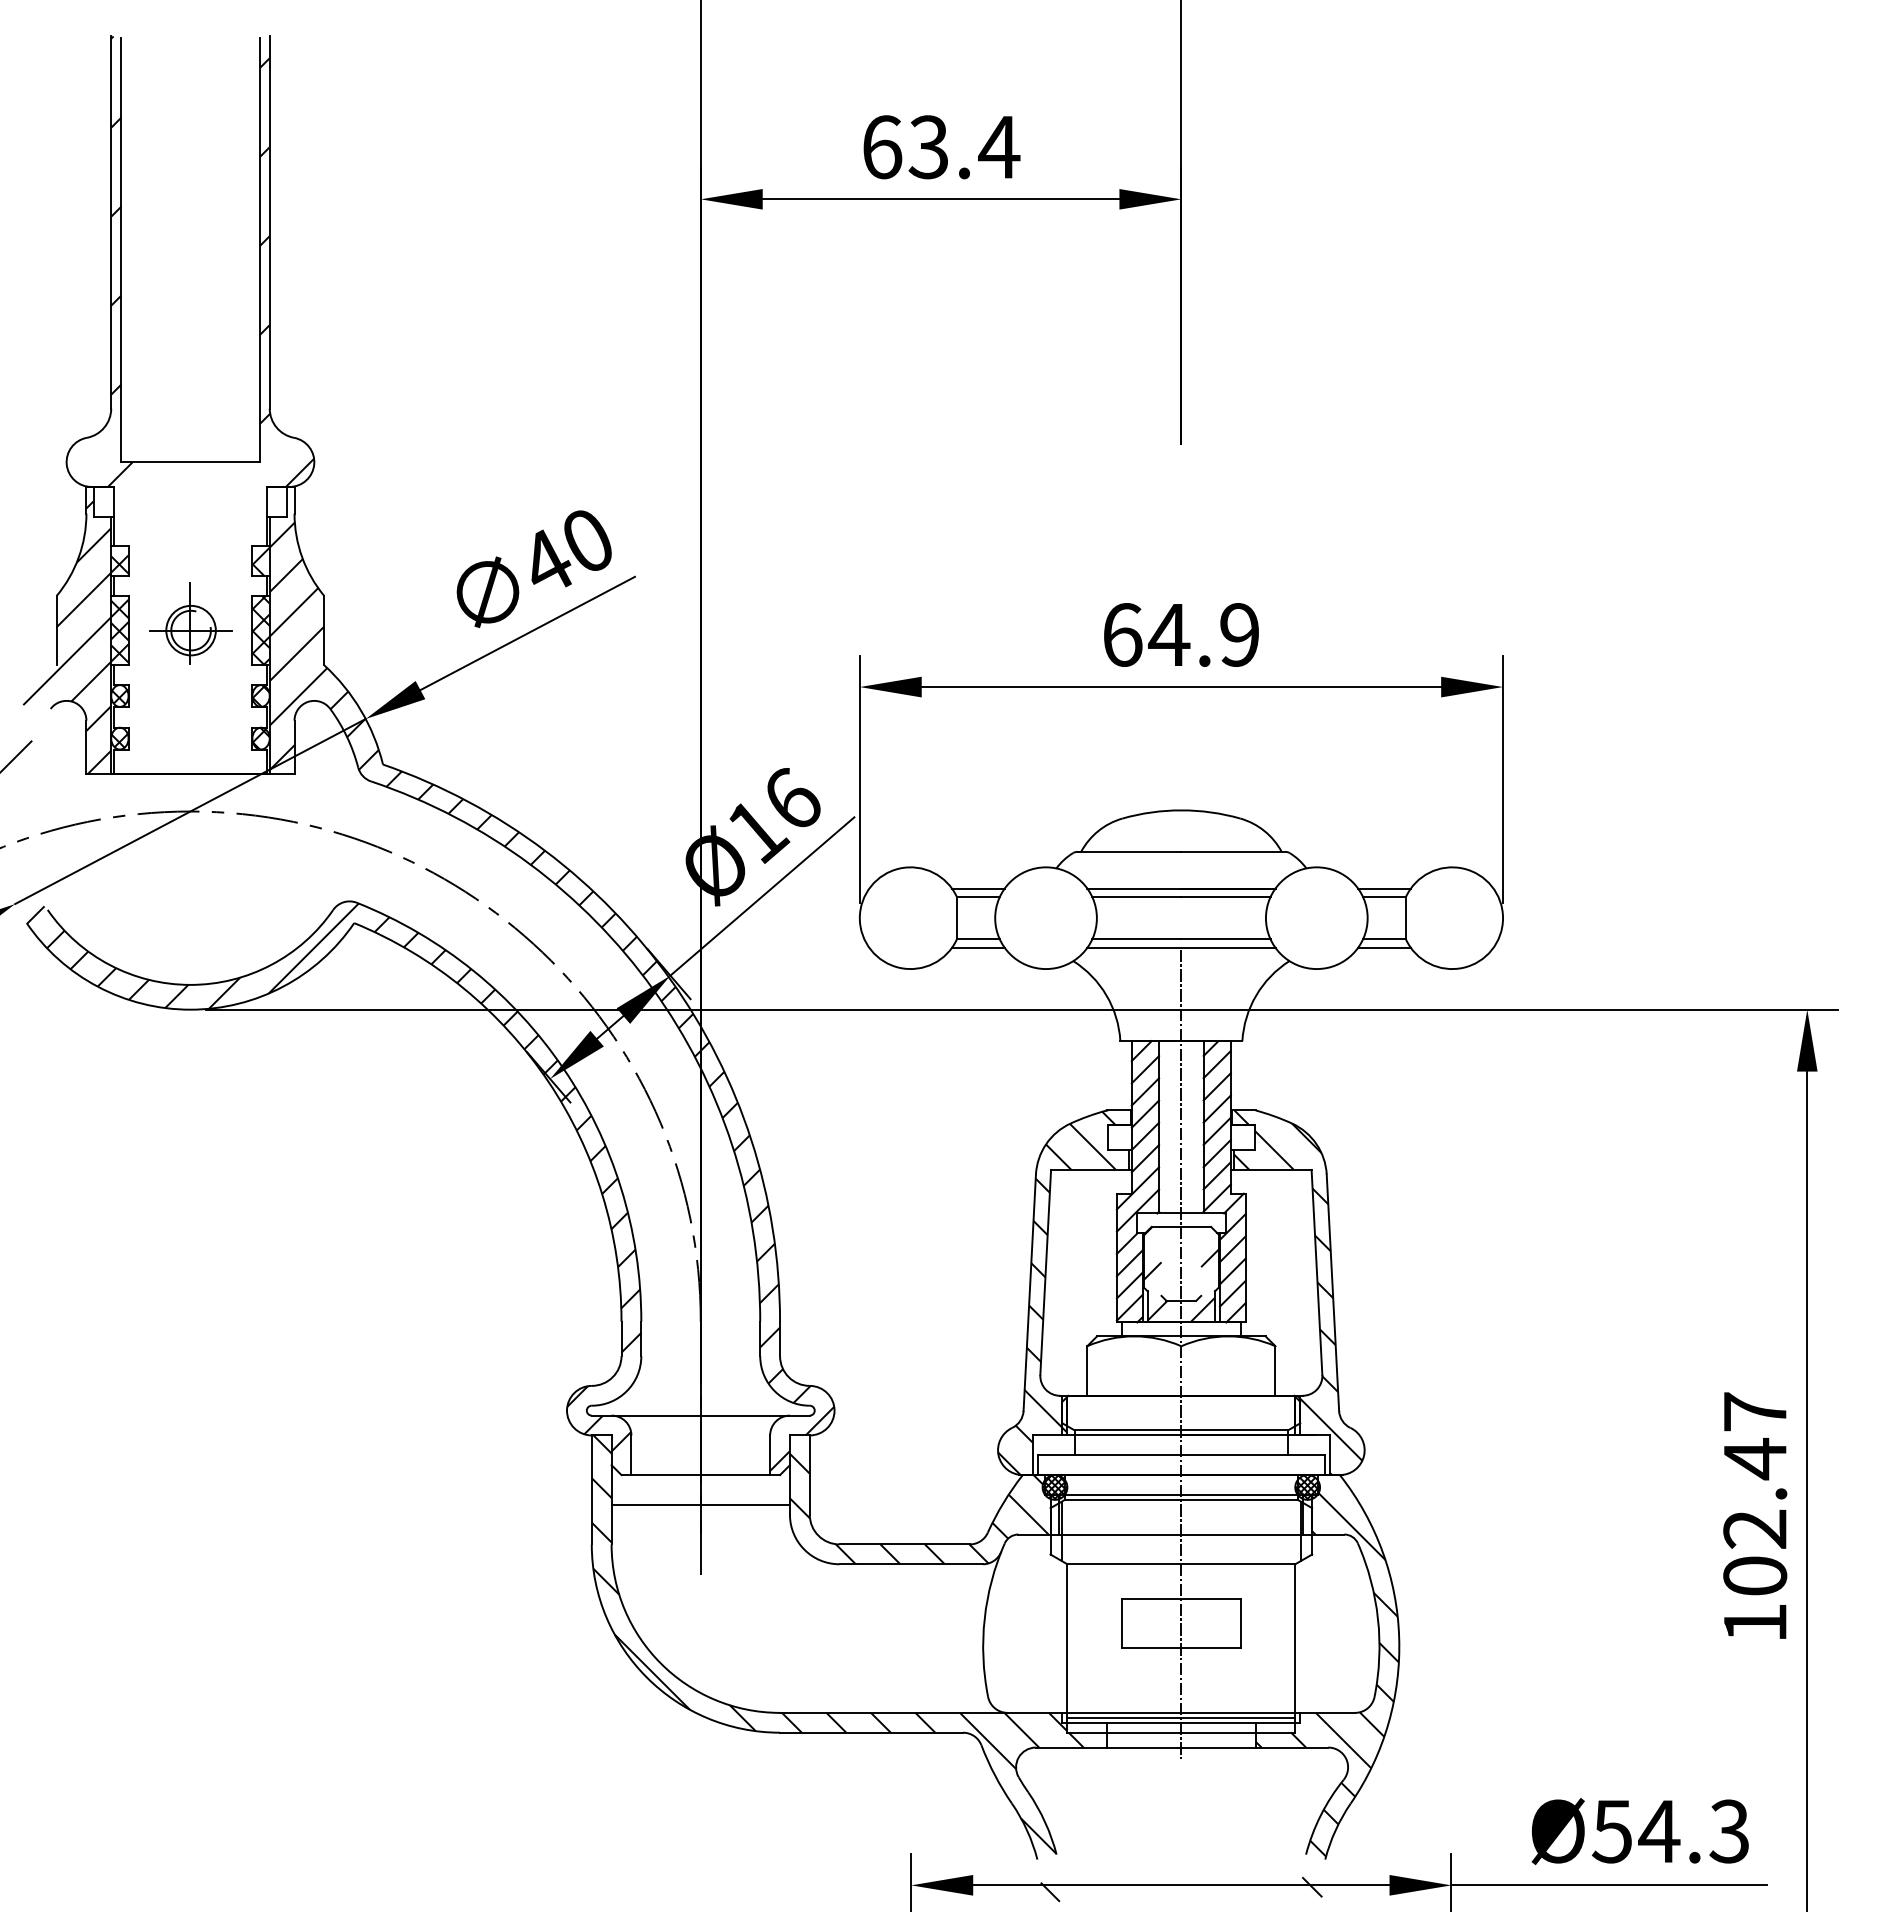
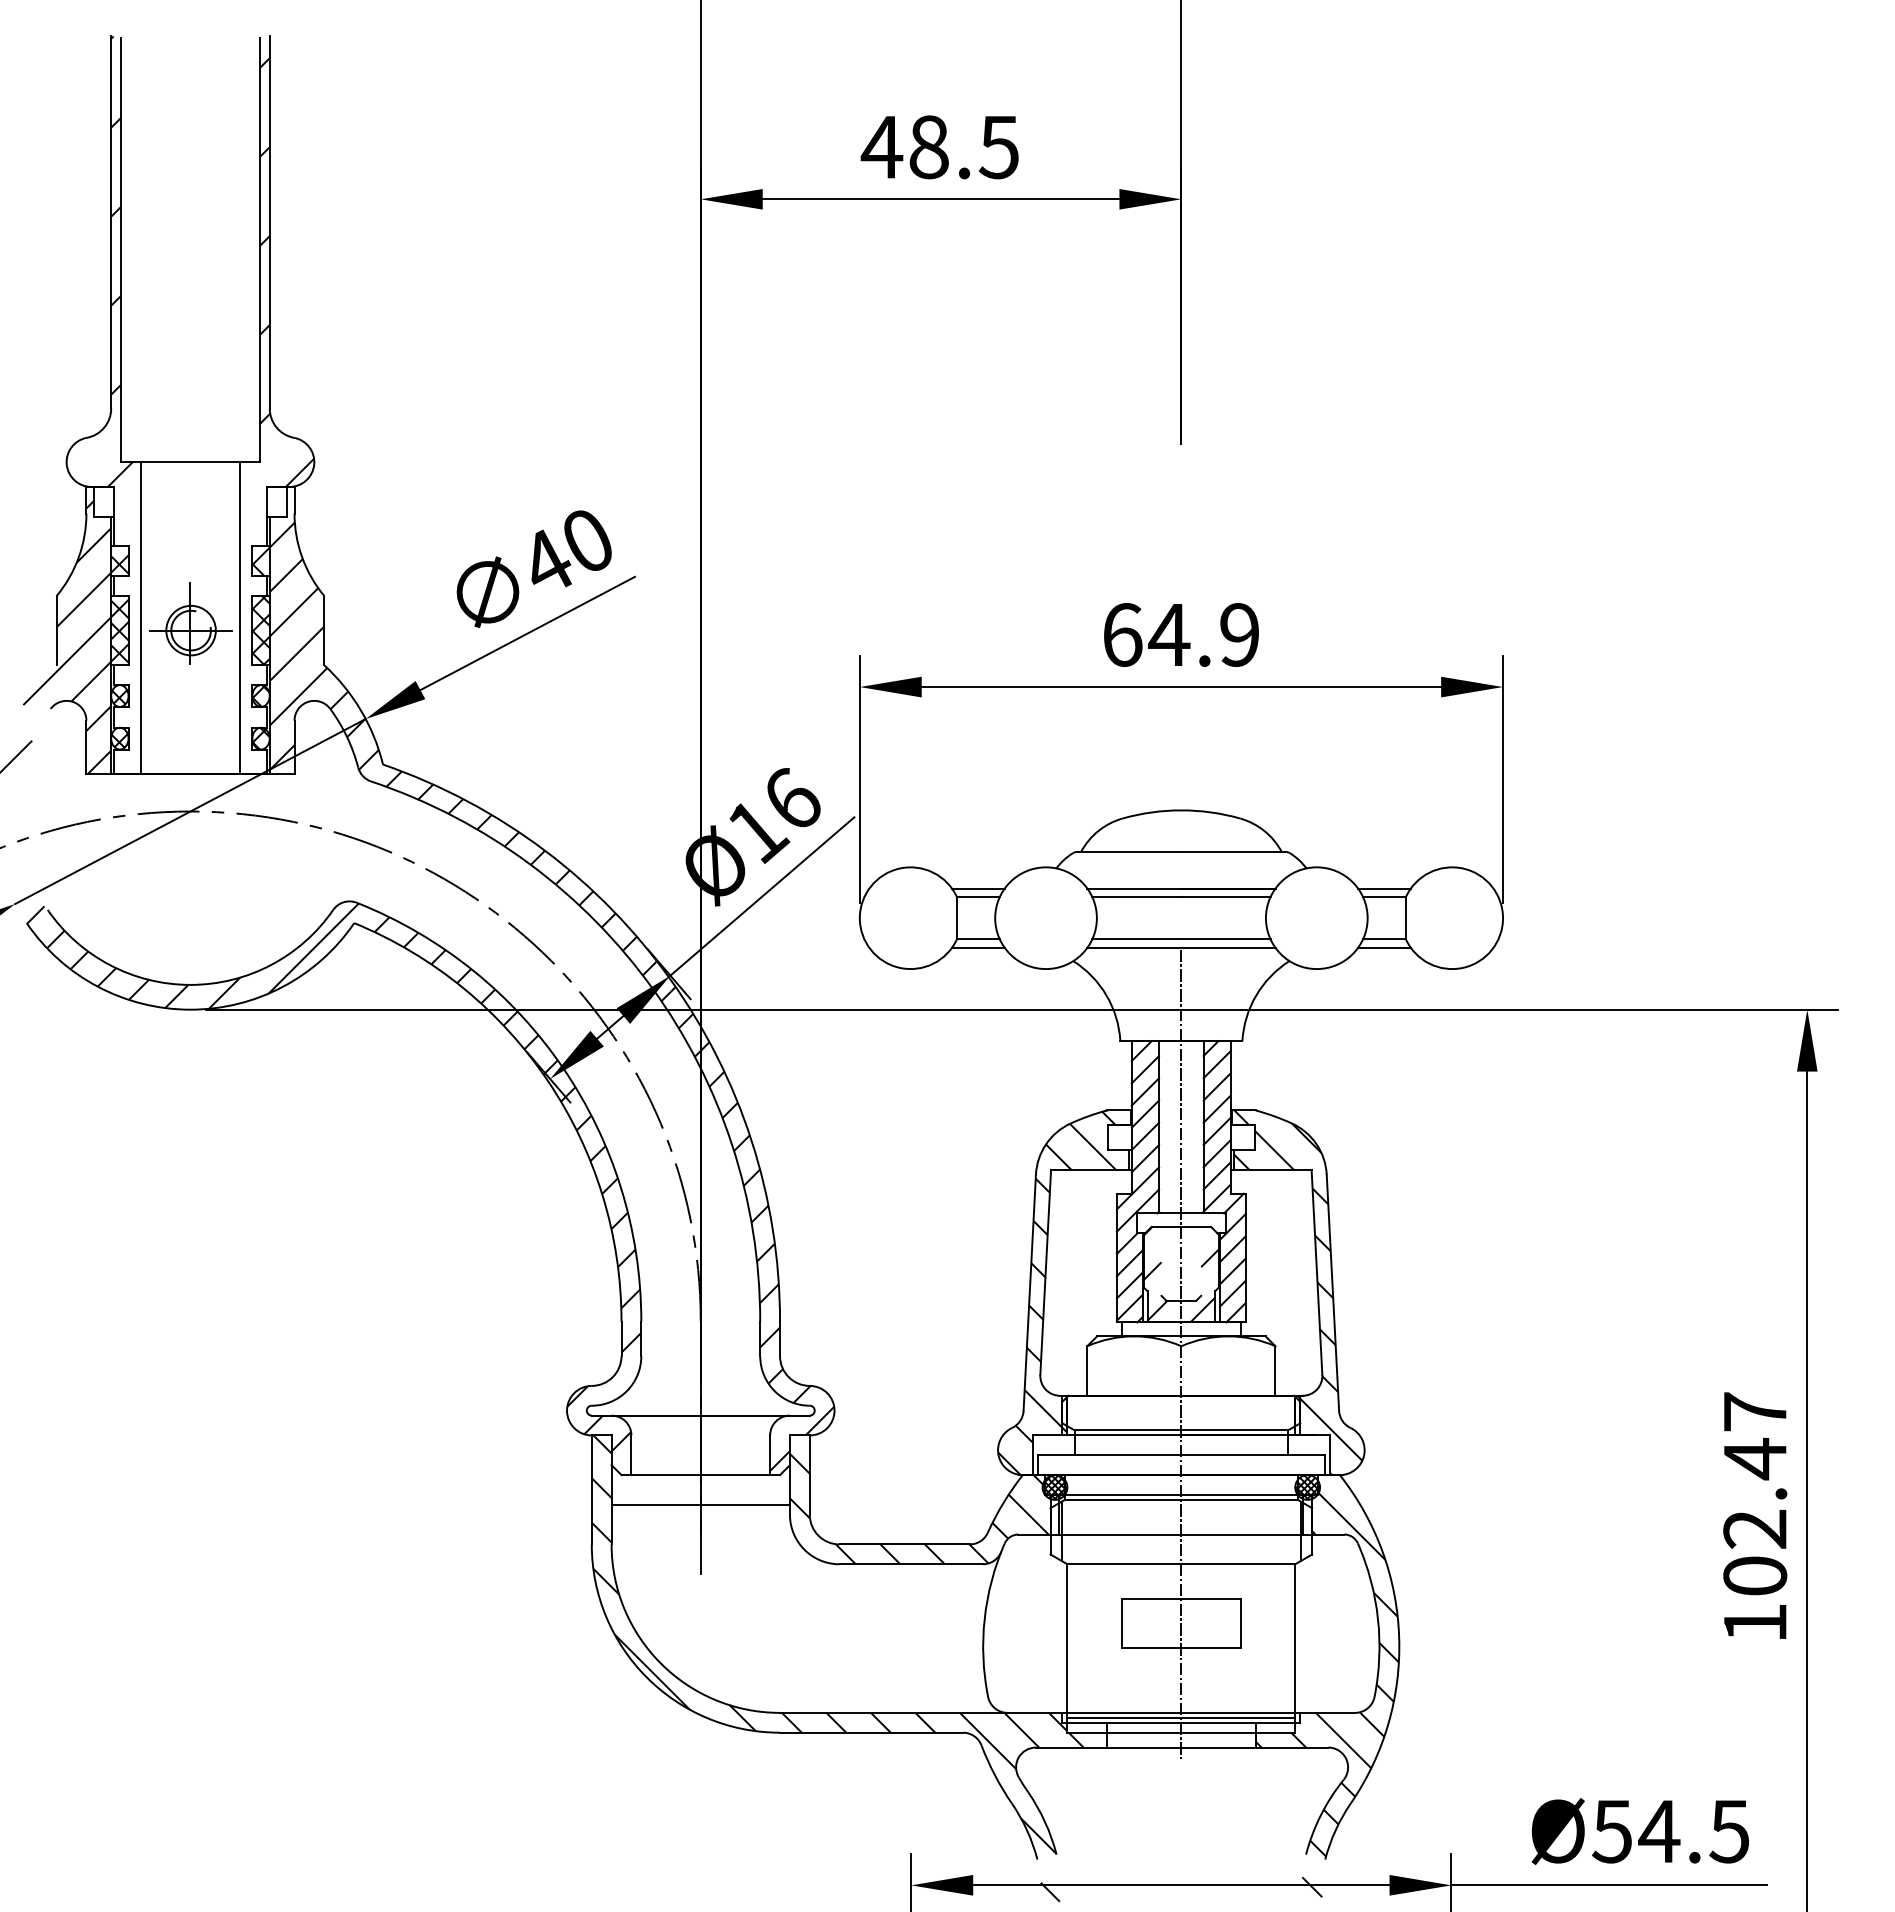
text: 63.4 -> 48.5 (940, 147)
line: none -> present (140, 618)
line: none -> present (240, 618)
text: Ø54.3 -> Ø54.5 (1728, 1831)
